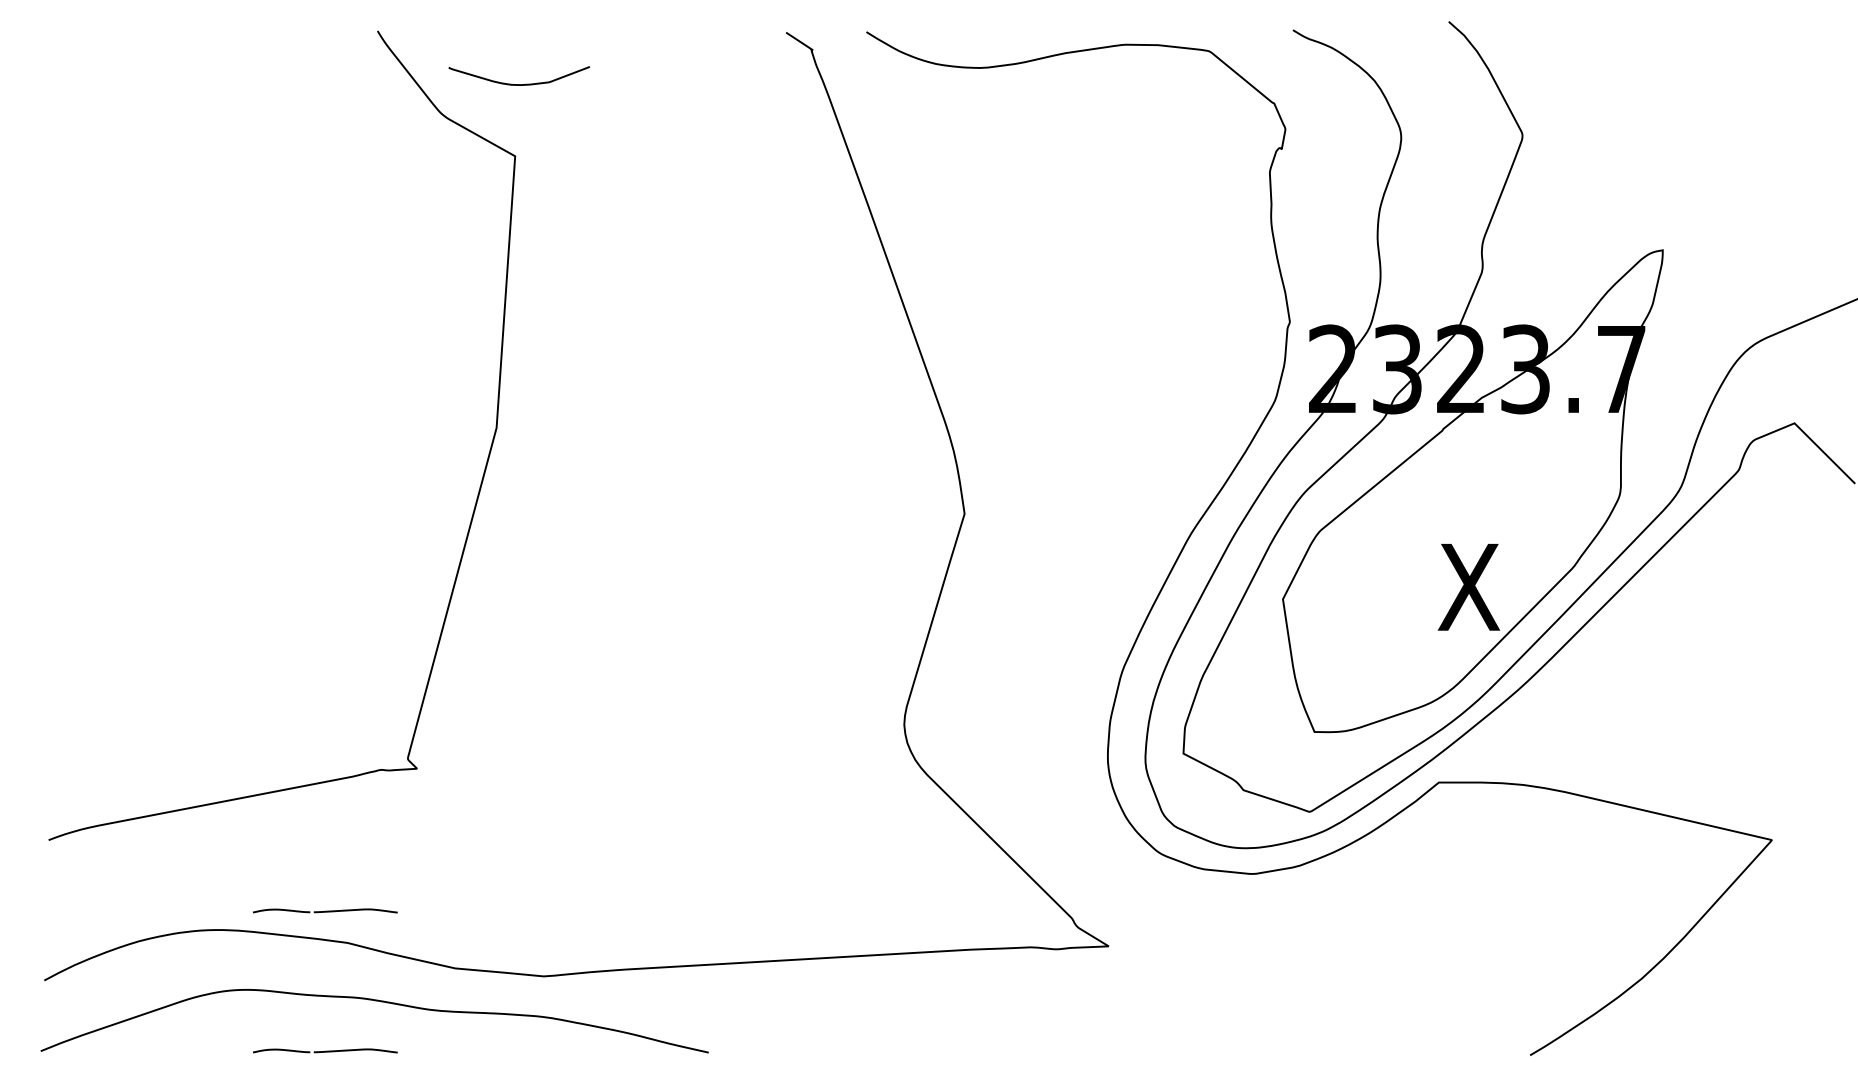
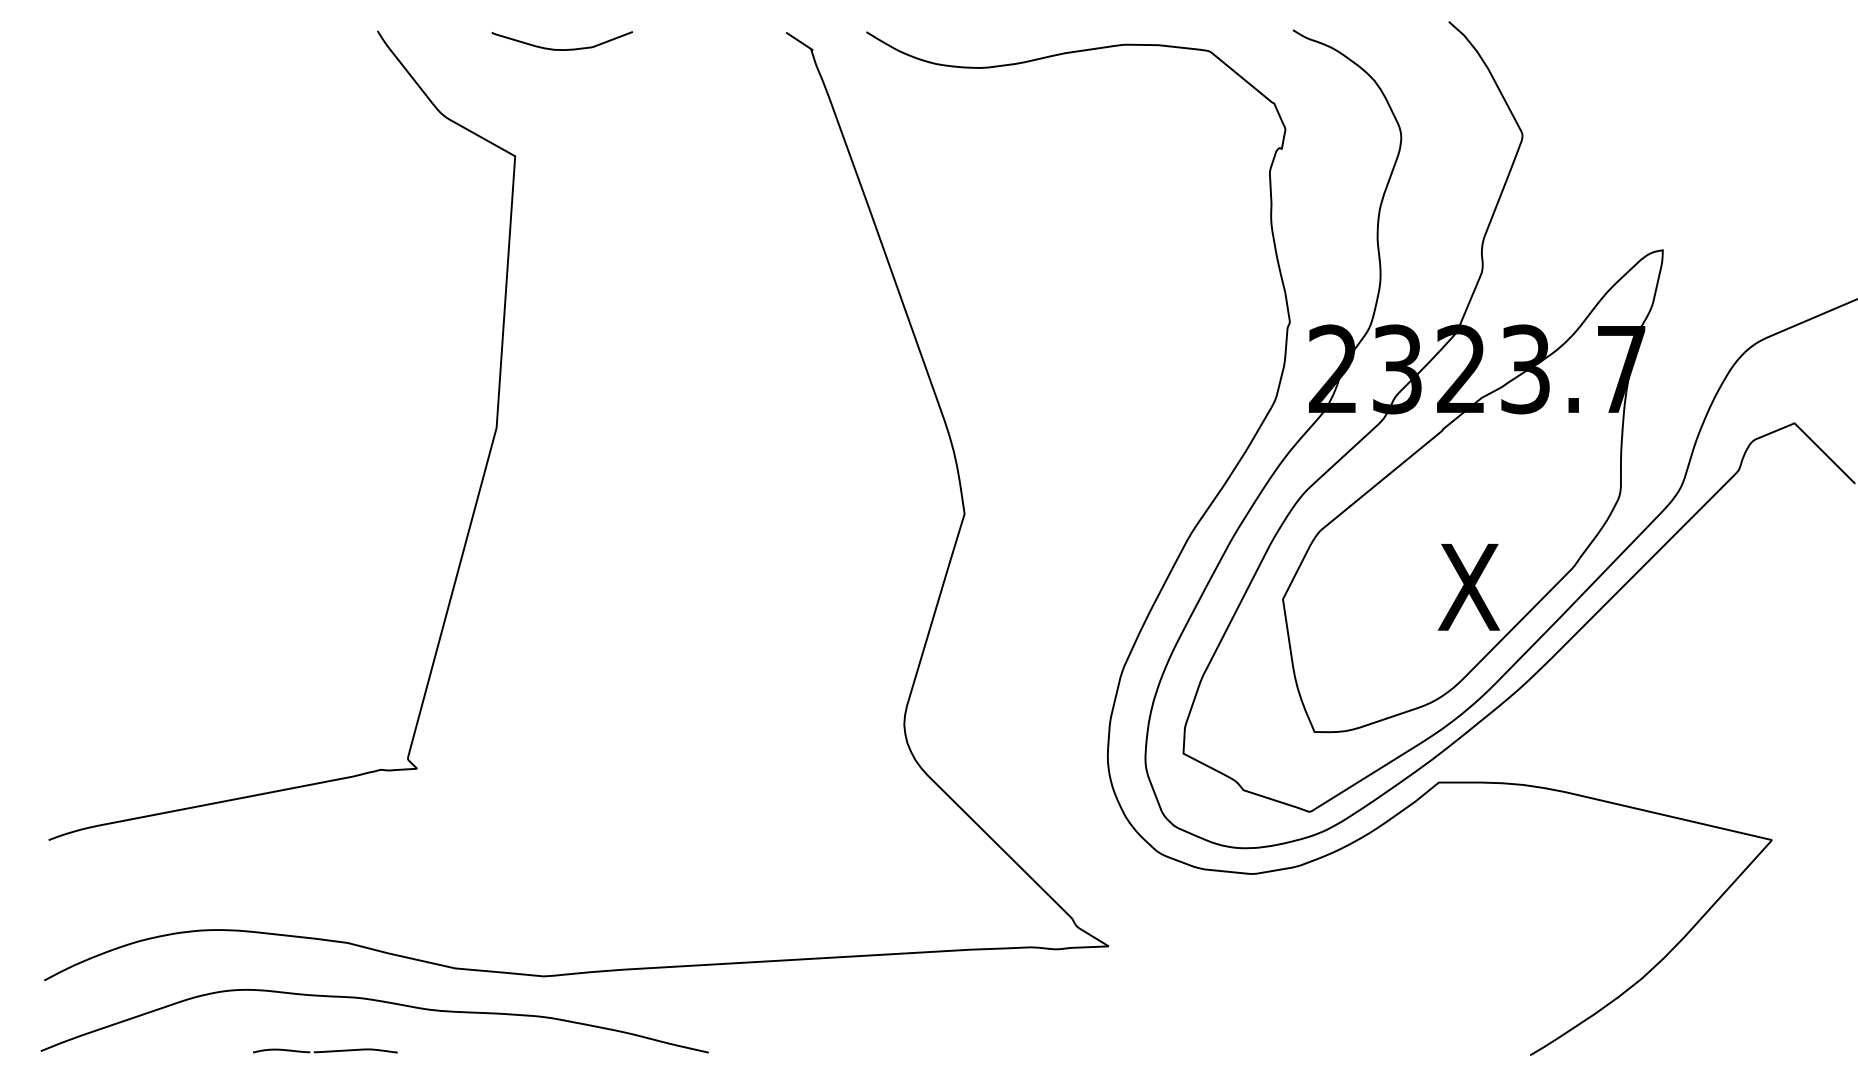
curve position: (518, 84) -> (561, 49) (561, 49)
part: present -> none (325, 910)
